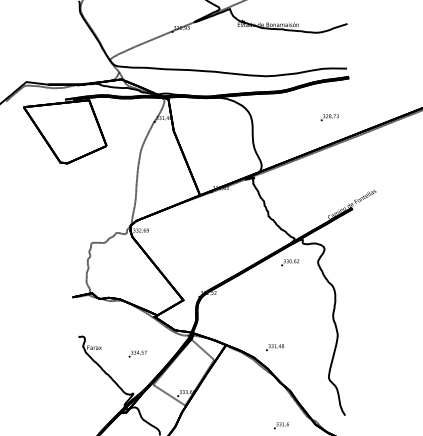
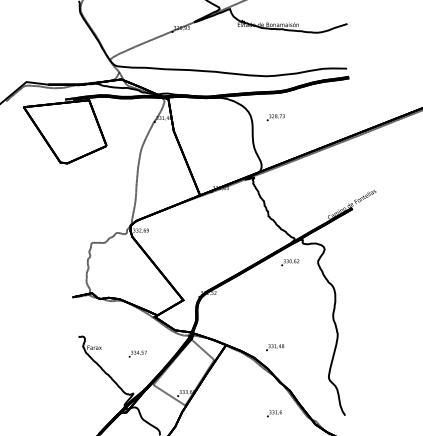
text position: (329, 117) -> (275, 117) (275, 117)
text position: (281, 425) -> (274, 413) (274, 413)
